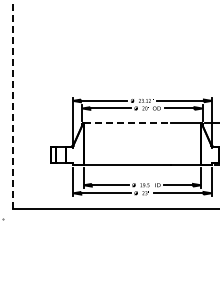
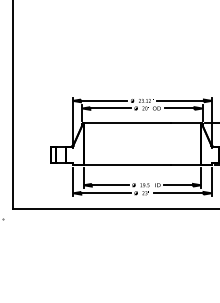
line: dashed -> solid (12, 103)
line: dashed -> solid (127, 123)
